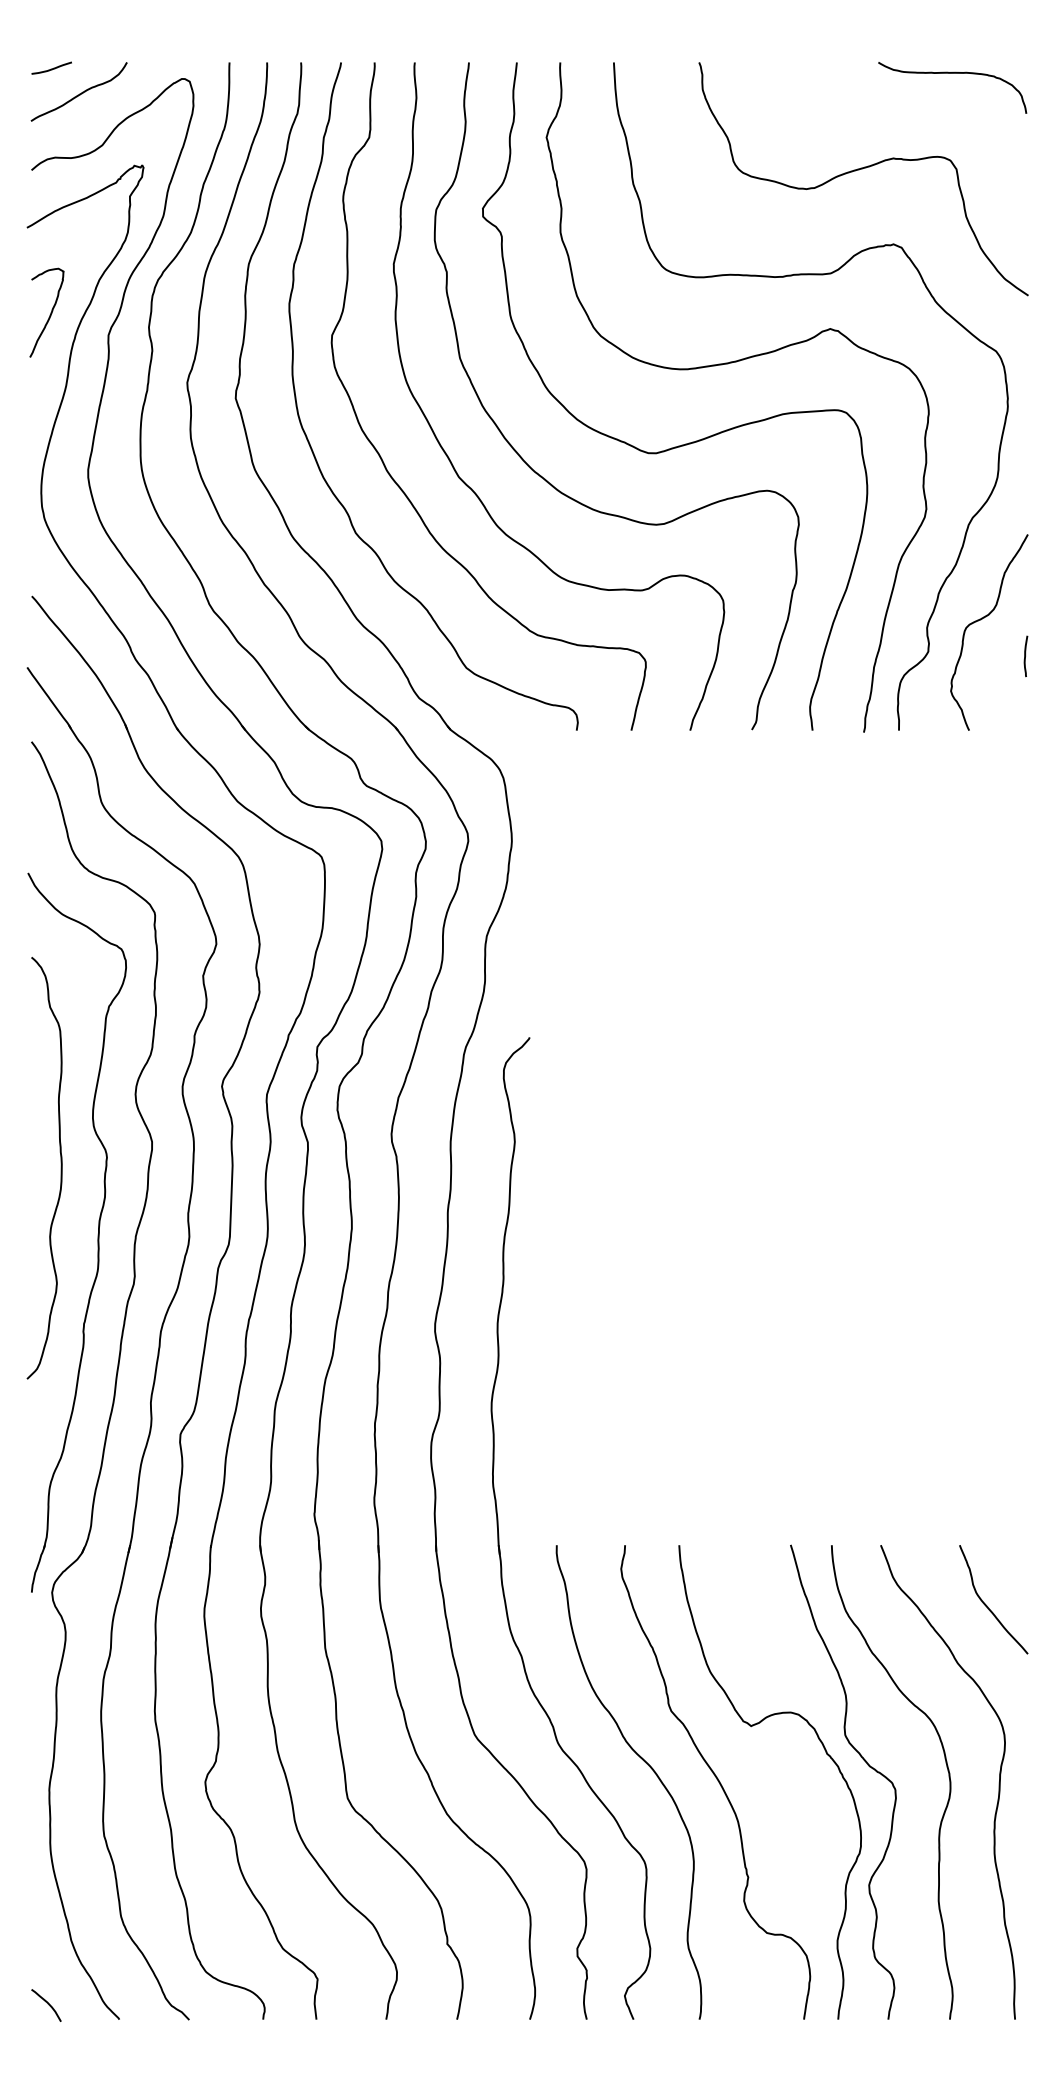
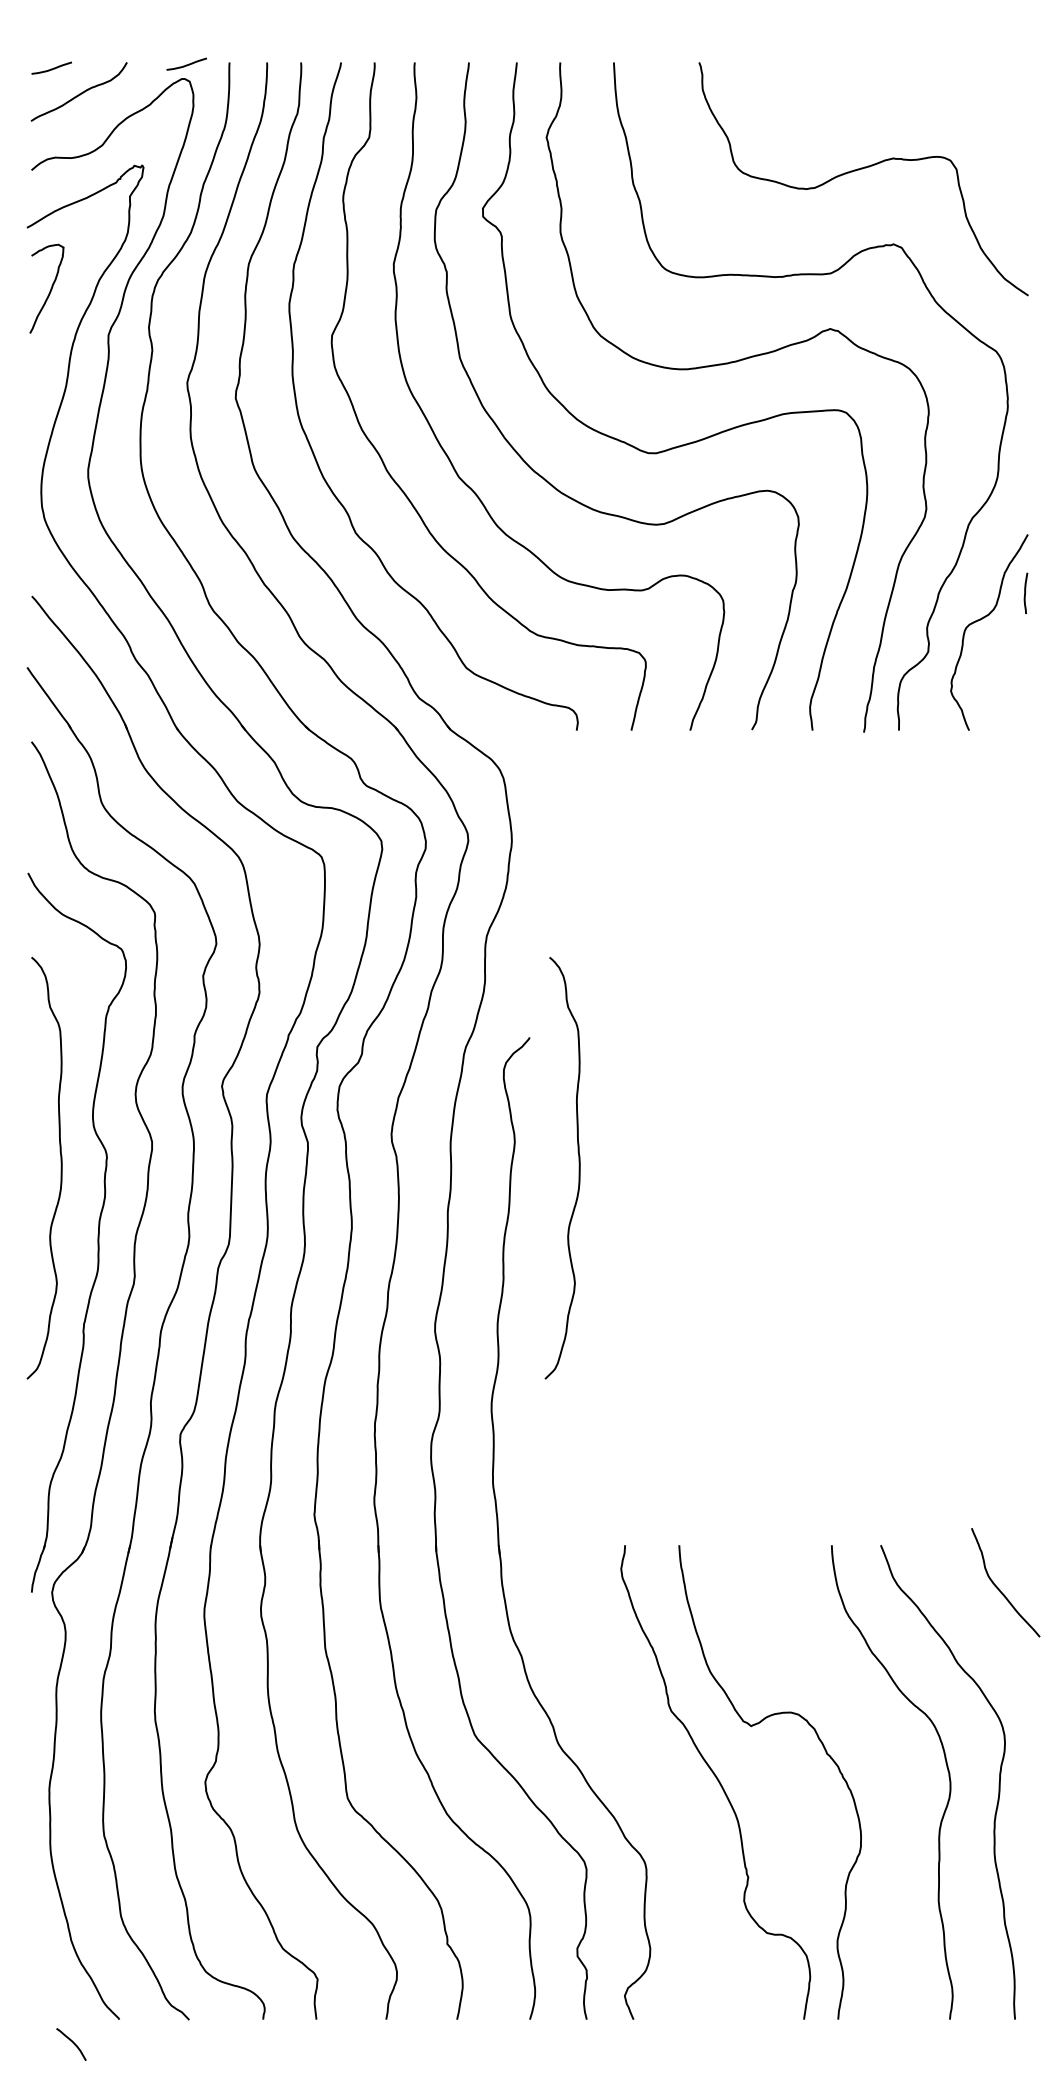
curve: none -> present (186, 64)
curve: present -> none (952, 73)
curve position: (50, 312) -> (50, 288) (50, 288)
curve position: (1025, 656) -> (1025, 593) (1025, 593)
curve: none -> present (578, 1168)
curve position: (987, 1605) -> (999, 1588) (999, 1588)
curve: present -> none (646, 1764)
curve: present -> none (867, 1765)
curve position: (47, 2004) -> (72, 2043) (72, 2043)
